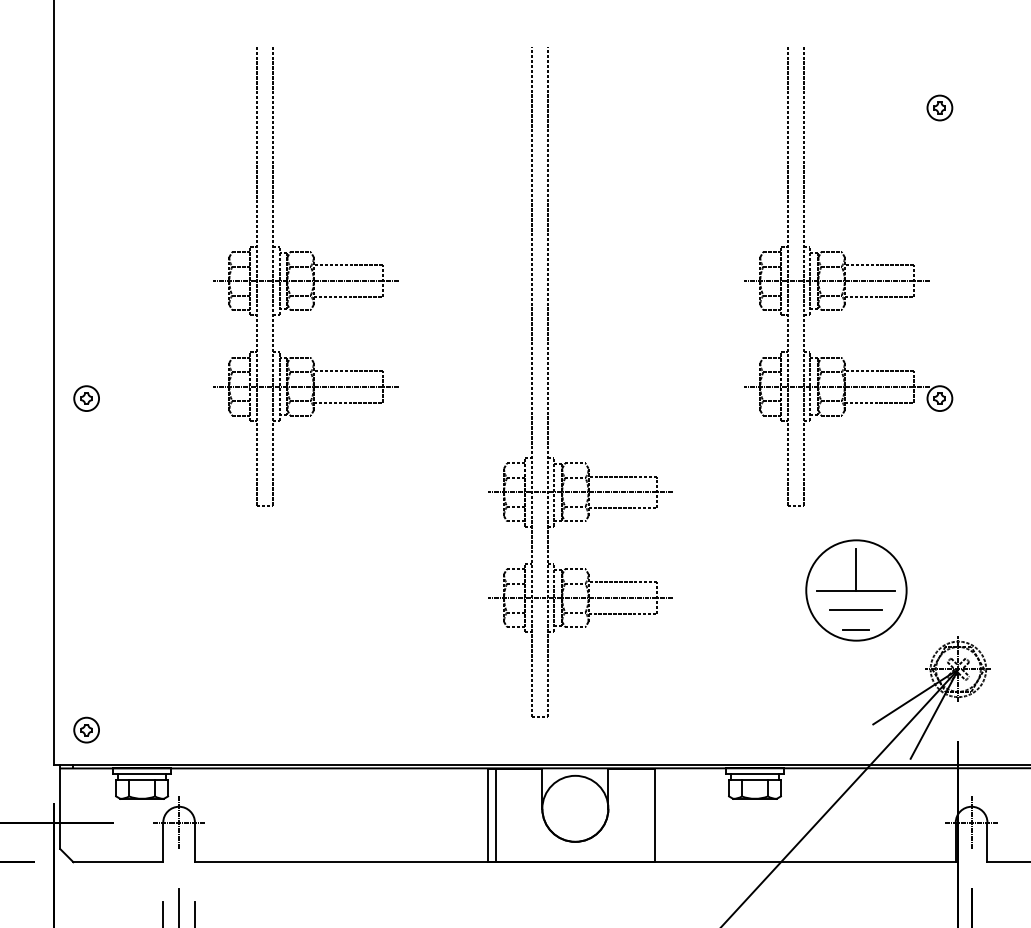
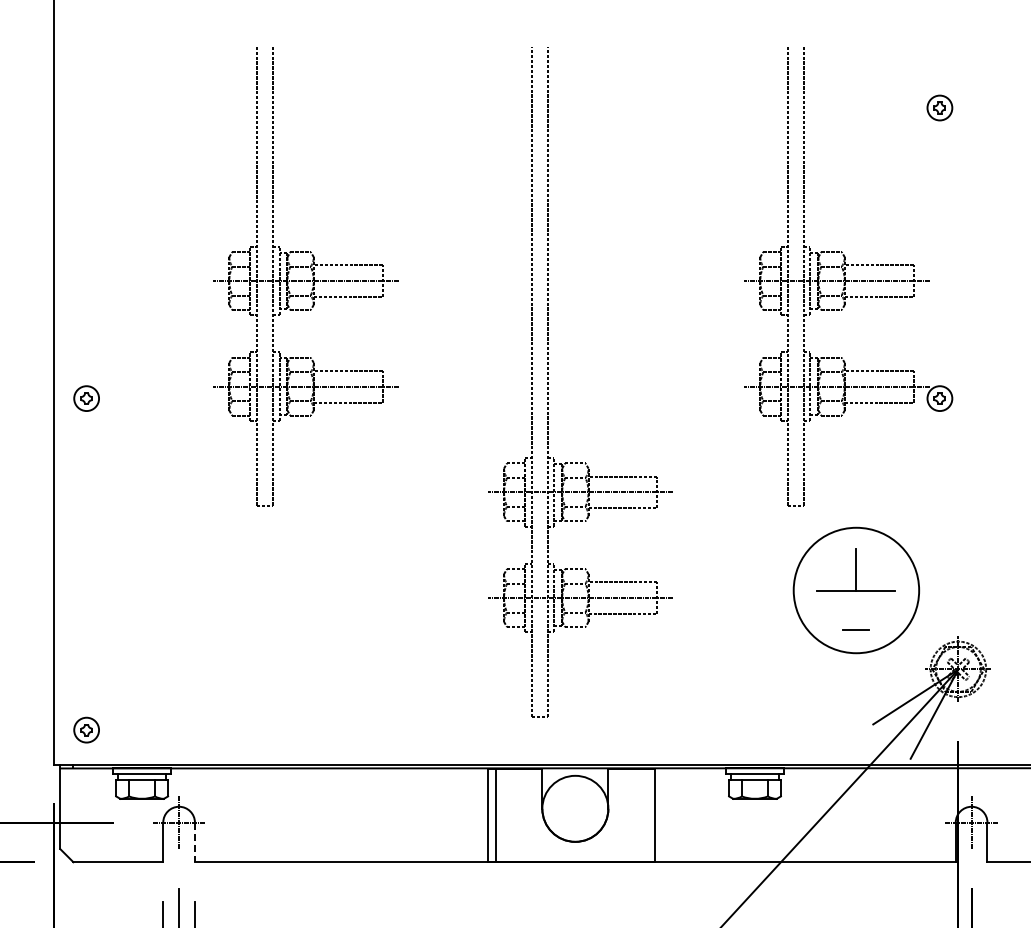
circle diameter: 100 px -> 125 px (856, 590)
line: present -> none (855, 609)
line: solid -> dashed (194, 842)
